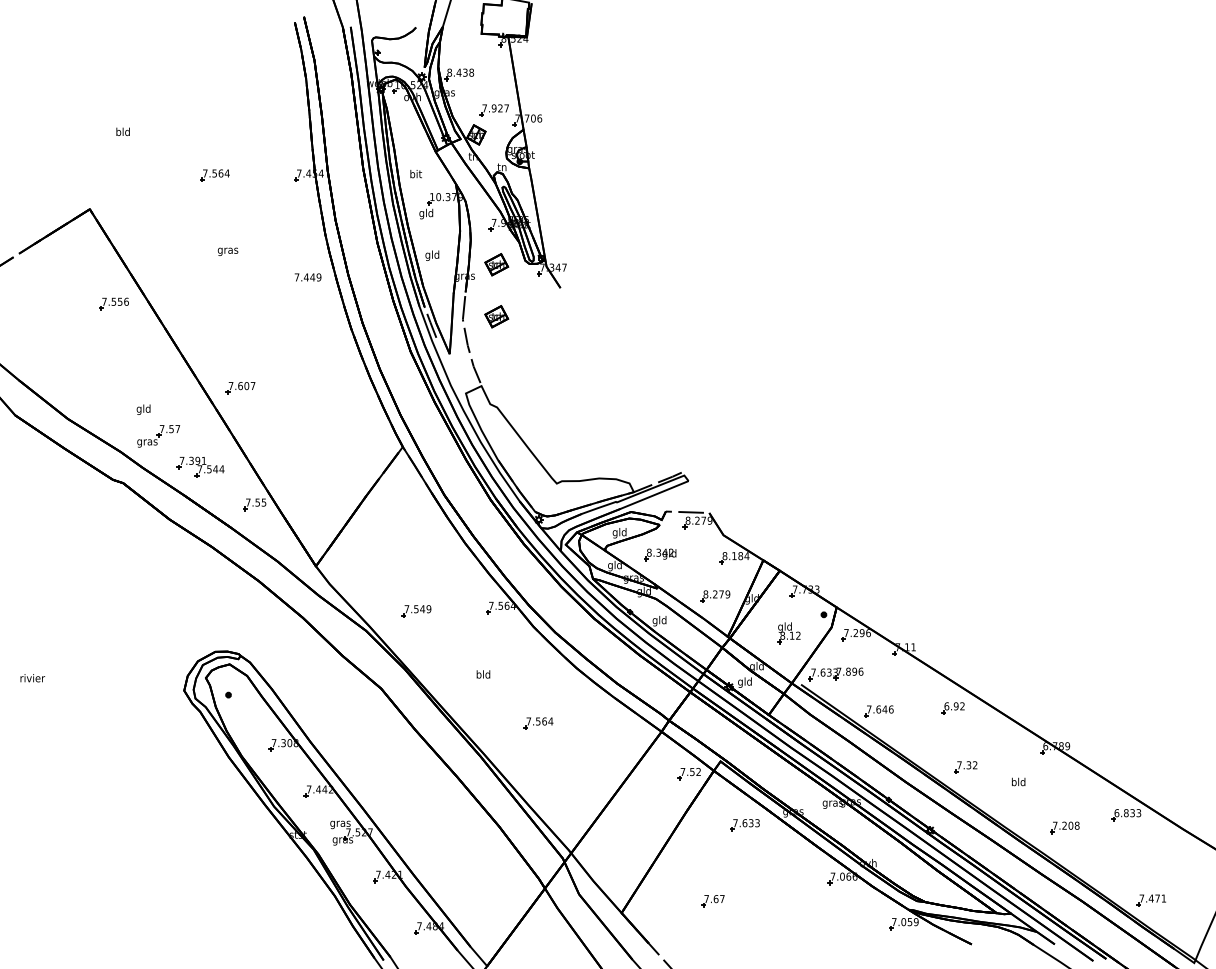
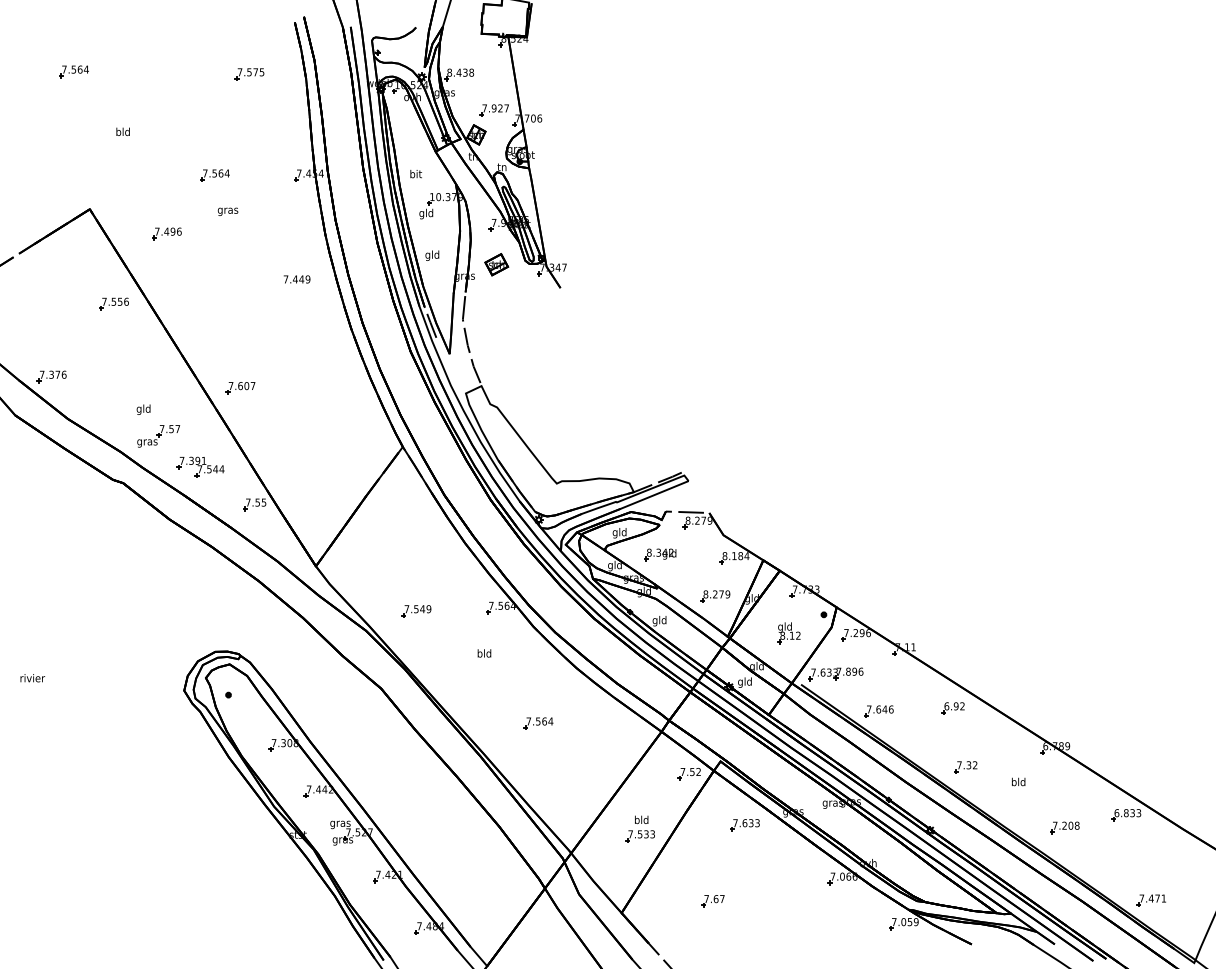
part: none -> present (73, 71)
part: none -> present (249, 74)
part: none -> present (166, 233)
text position: (227, 251) -> (227, 211) (227, 211)
text position: (307, 277) -> (296, 279) (296, 279)
part: present -> none (496, 316)
part: none -> present (51, 376)
text position: (483, 674) -> (484, 653) (484, 653)
part: none -> present (639, 828)
